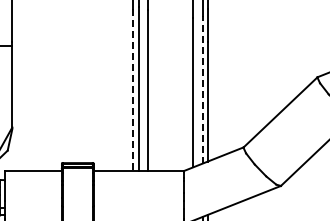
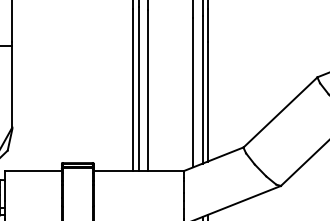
line: dashed -> solid (202, 89)
line: dashed -> solid (133, 90)
